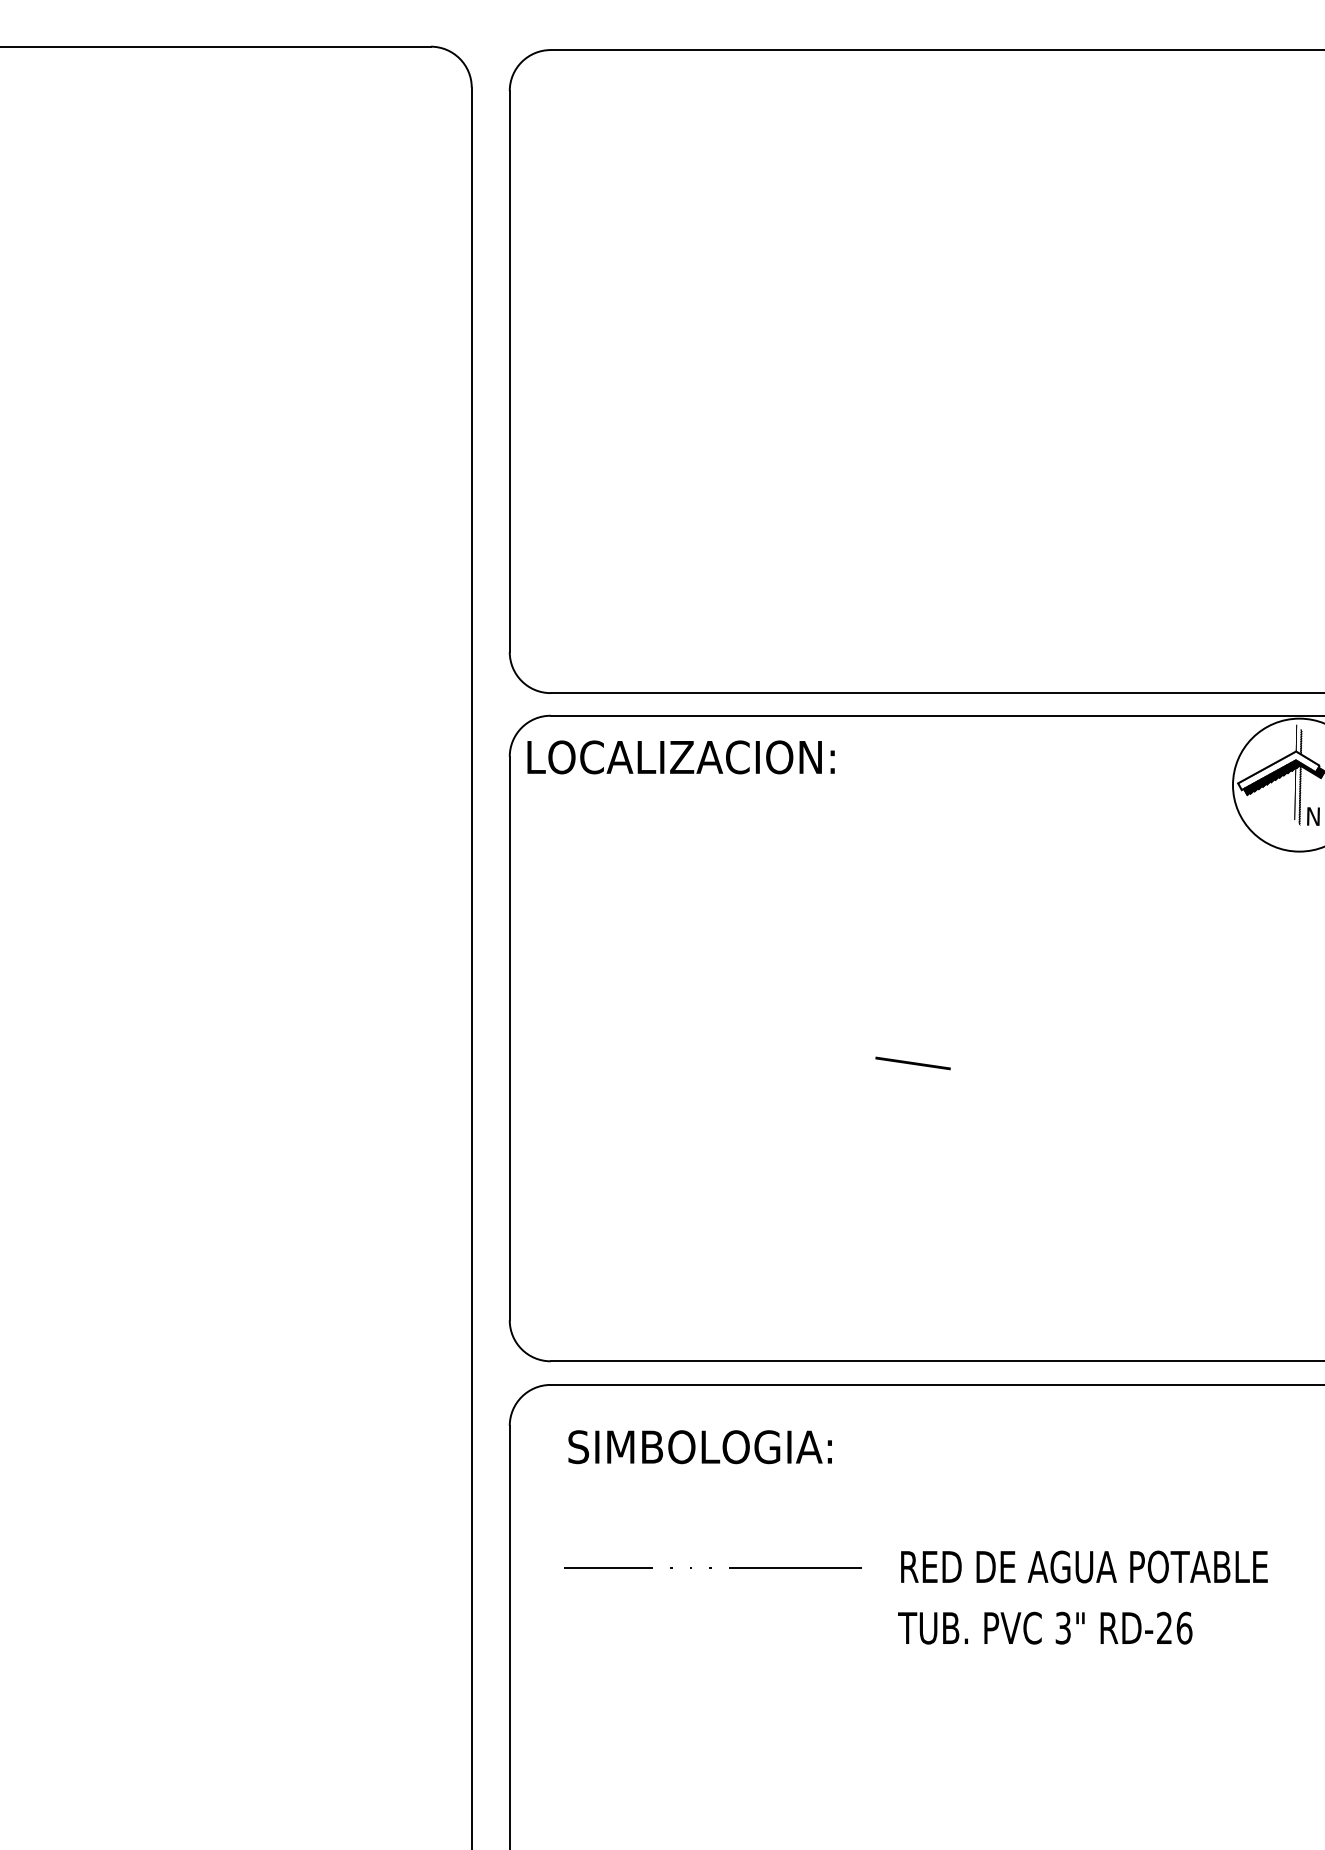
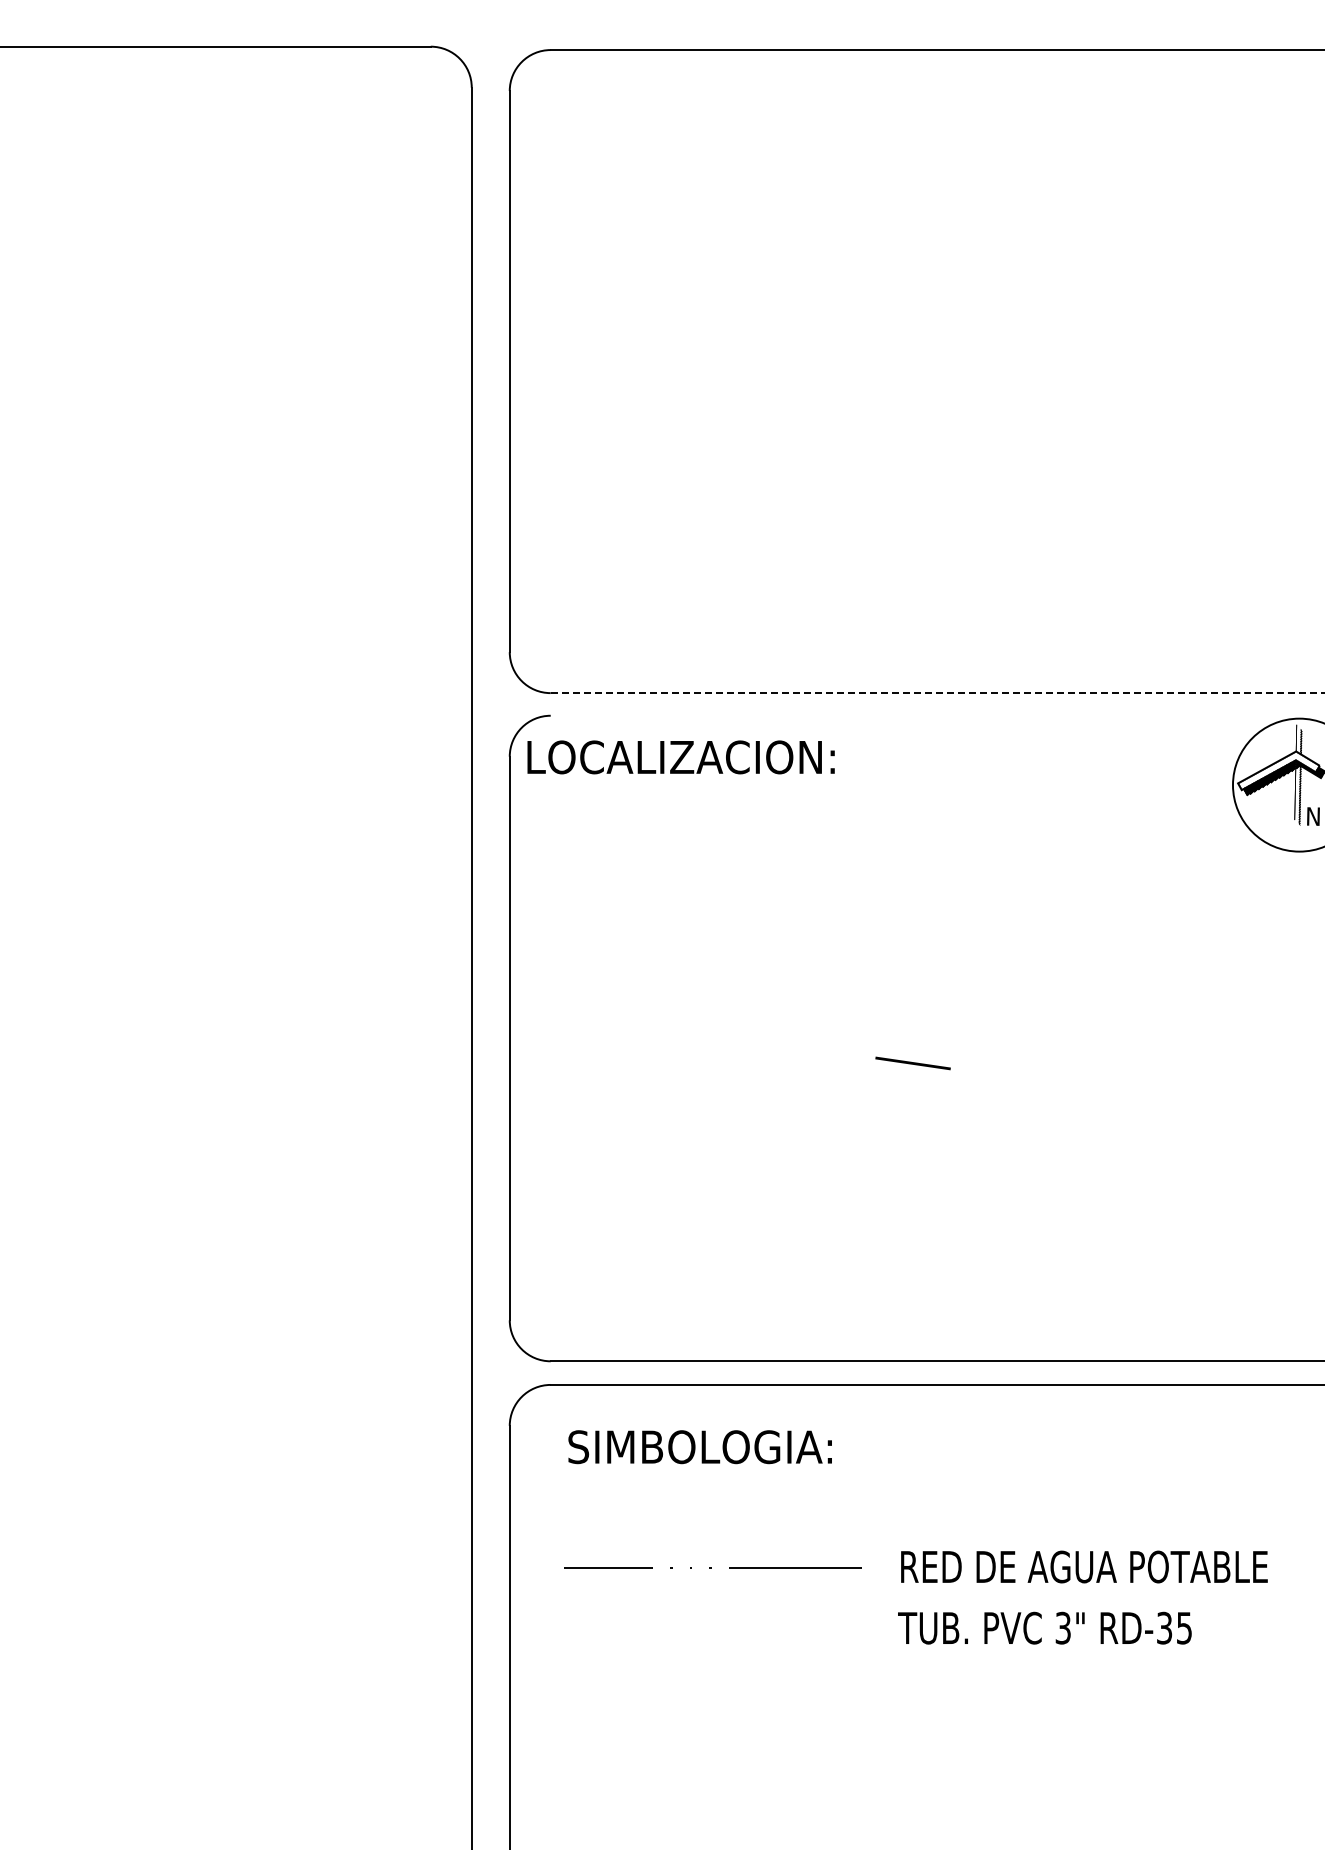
line: solid -> dashed (937, 693)
line: present -> none (935, 715)
text: RD-26 -> RD-35 (1174, 1627)
